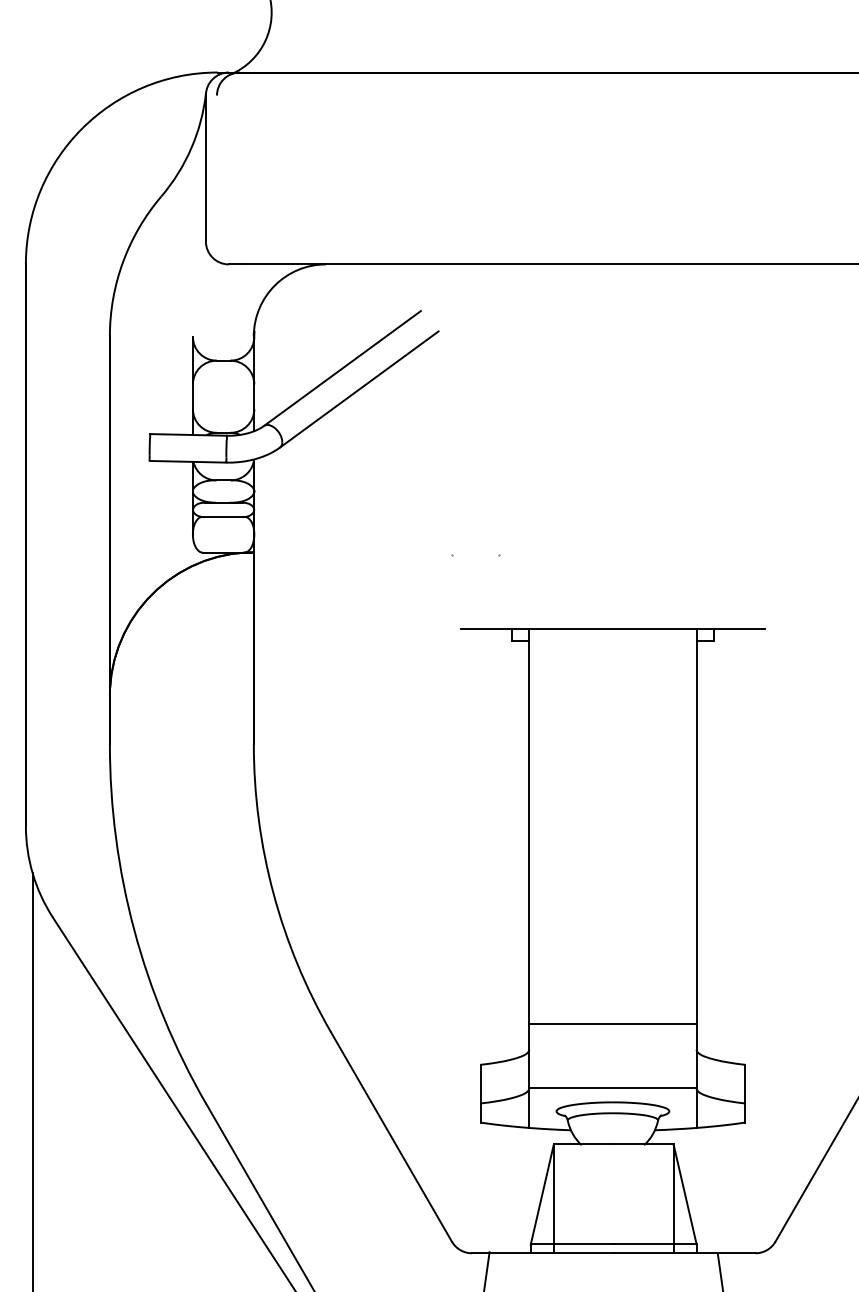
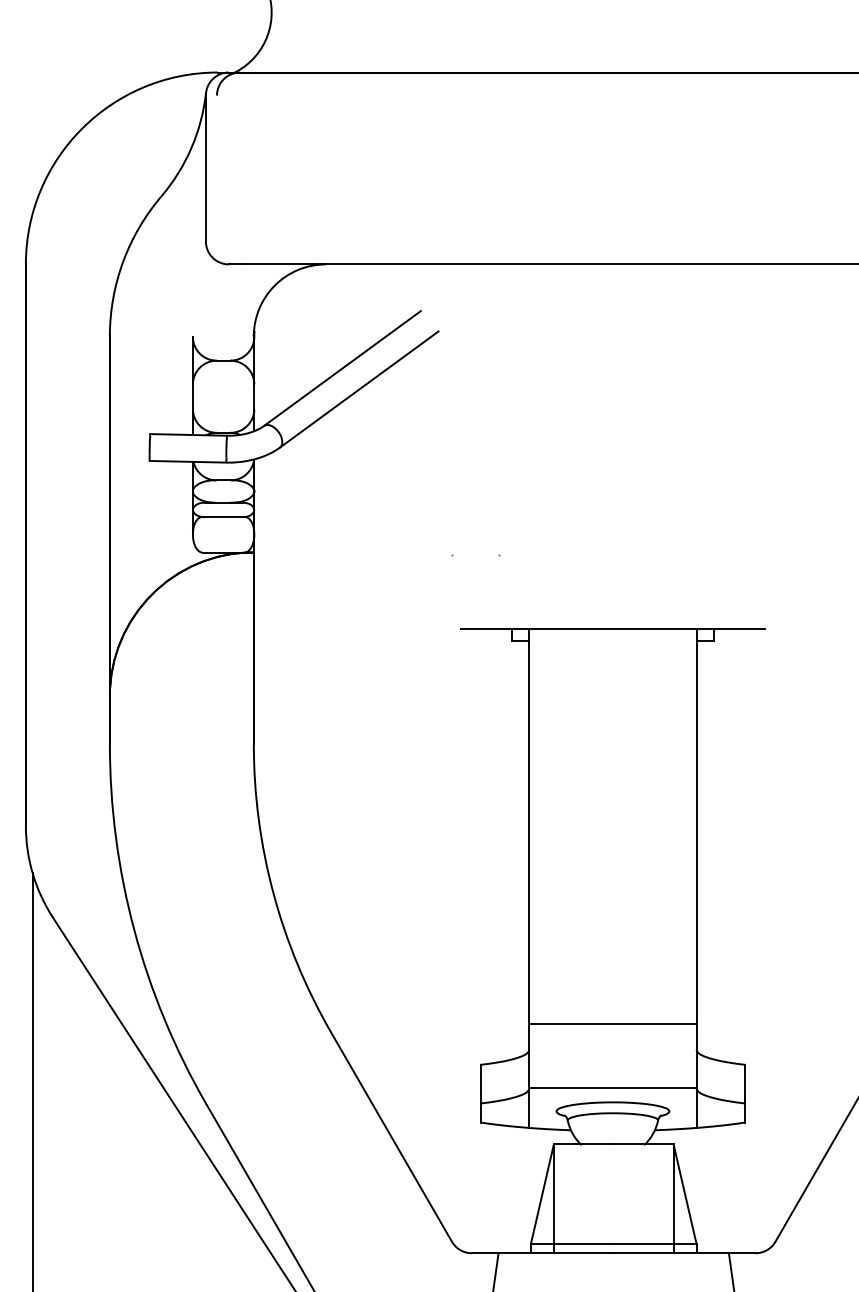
line position: (486, 1270) -> (495, 1270) (495, 1270)
line position: (719, 1271) -> (730, 1270) (730, 1270)
